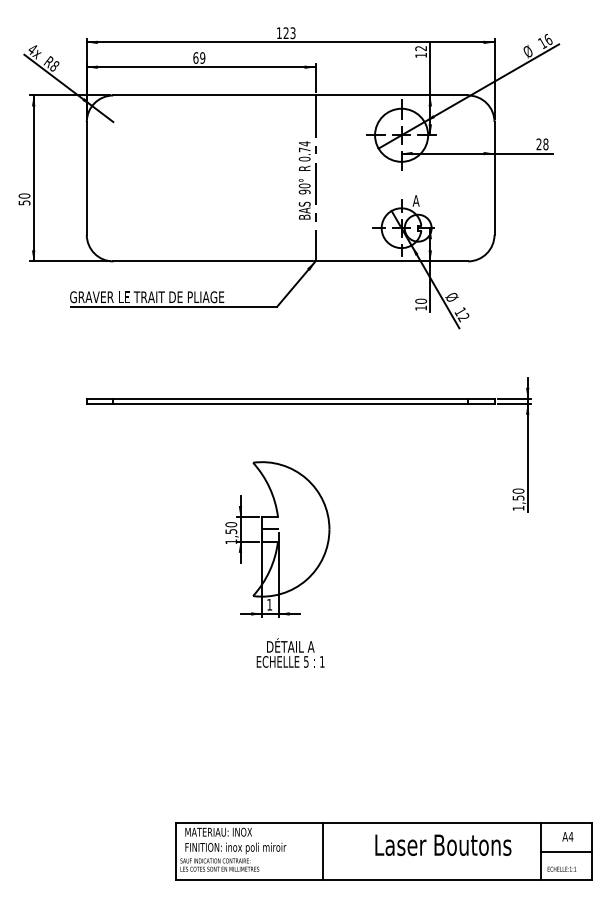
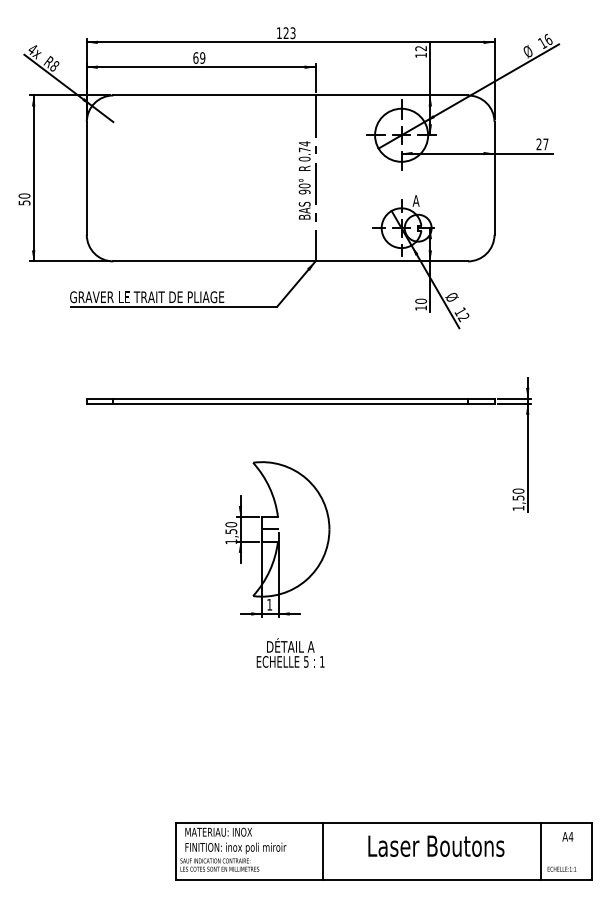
text: 28 -> 27 (545, 144)
text position: (443, 844) -> (436, 845) (436, 845)
line: present -> none (566, 851)
